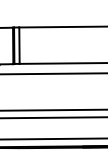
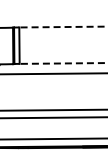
line: solid -> dashed (63, 27)
line: solid -> dashed (63, 63)
